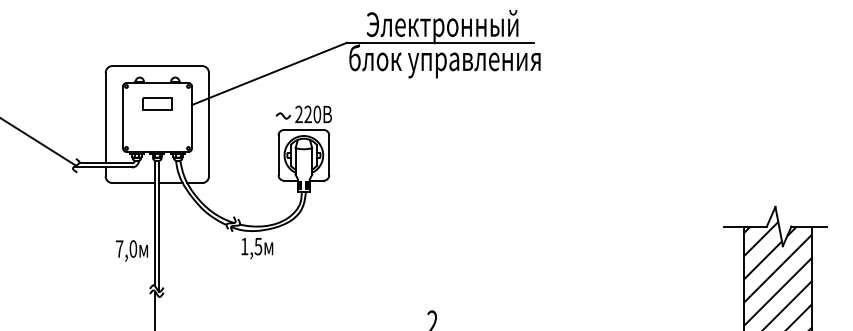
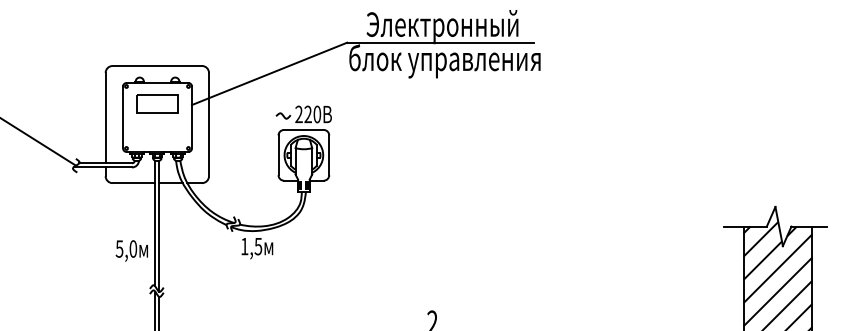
part size: 31x14 px -> 43x20 px (157, 103)
text: 7,0 -> 5,0 (119, 248)
line: none -> present (159, 311)
